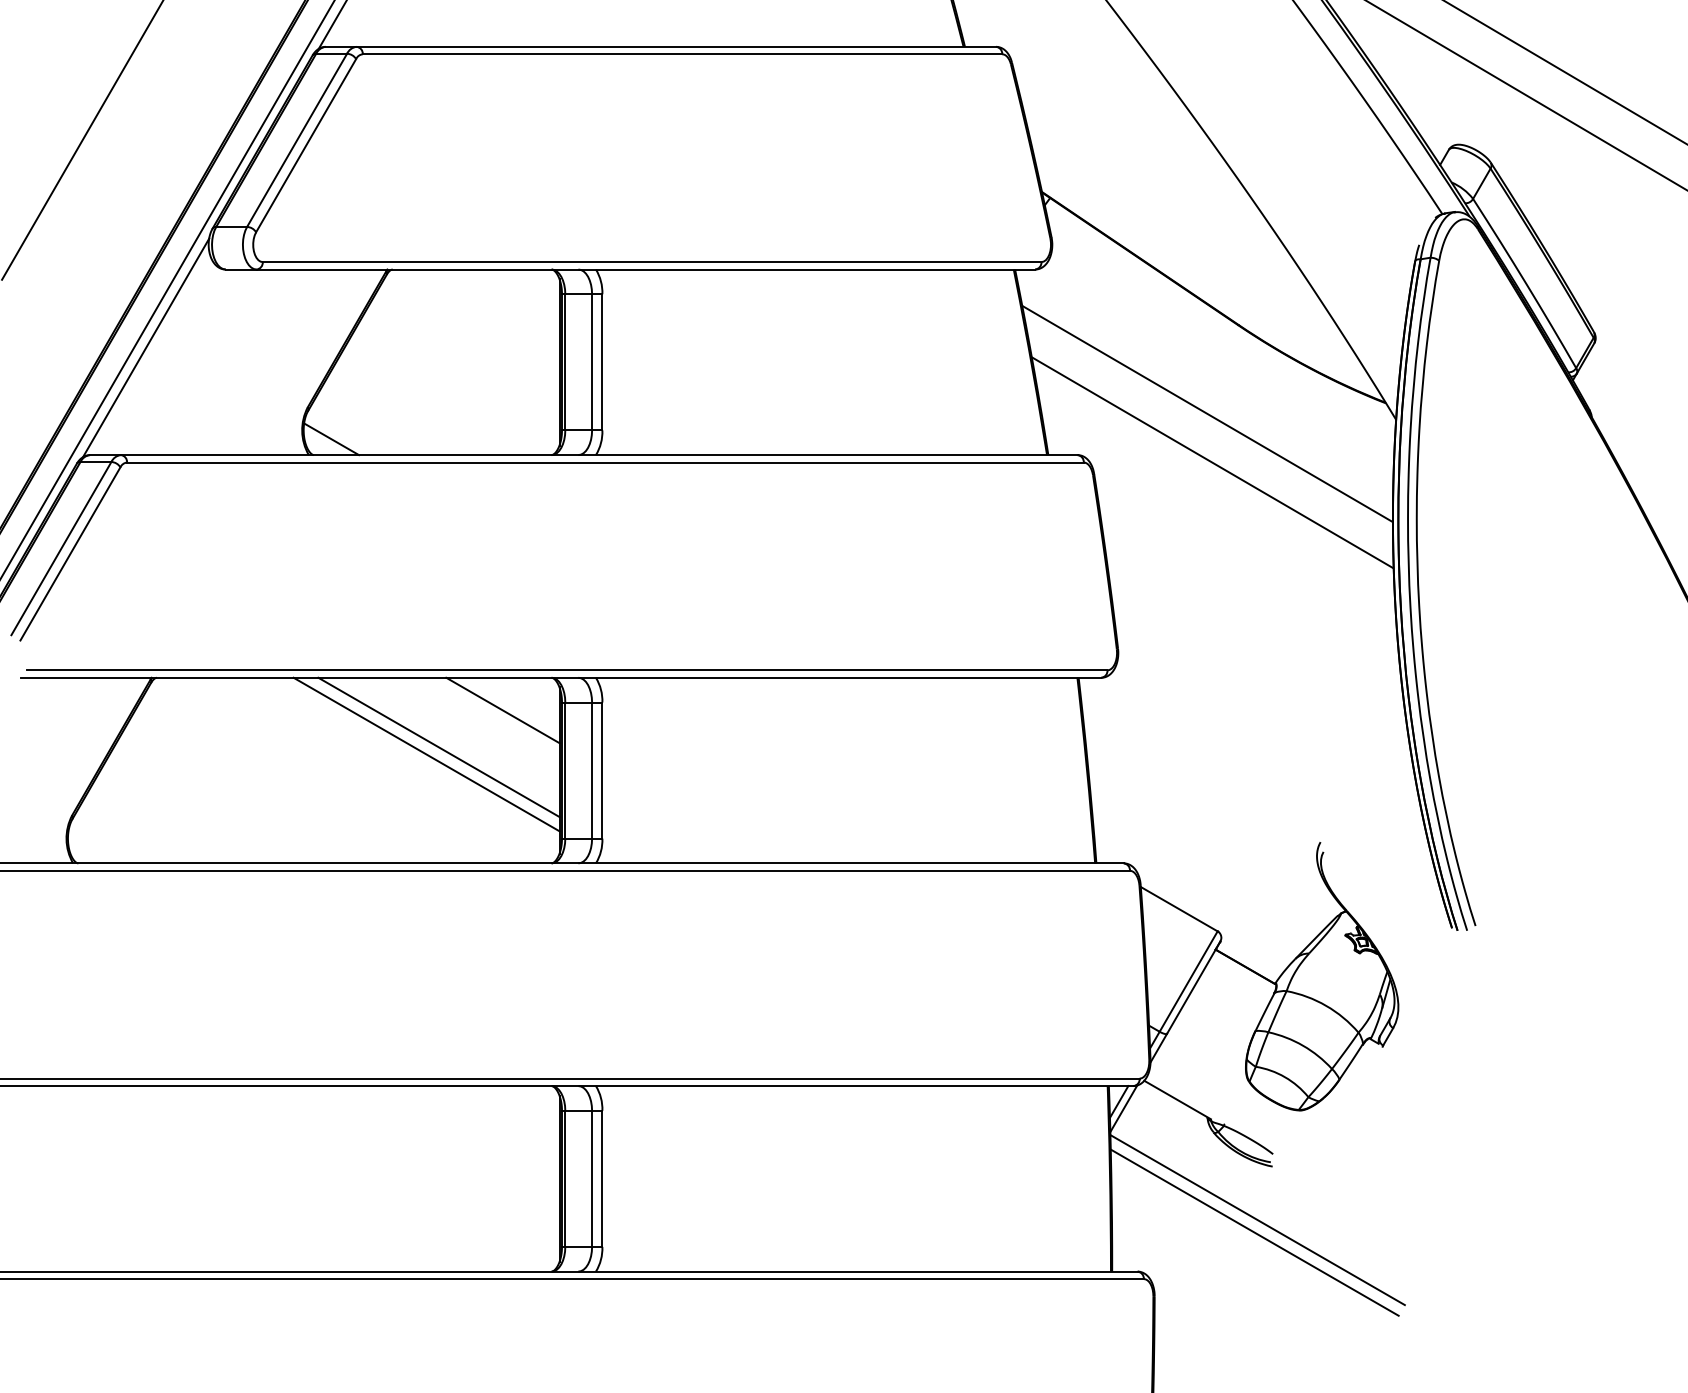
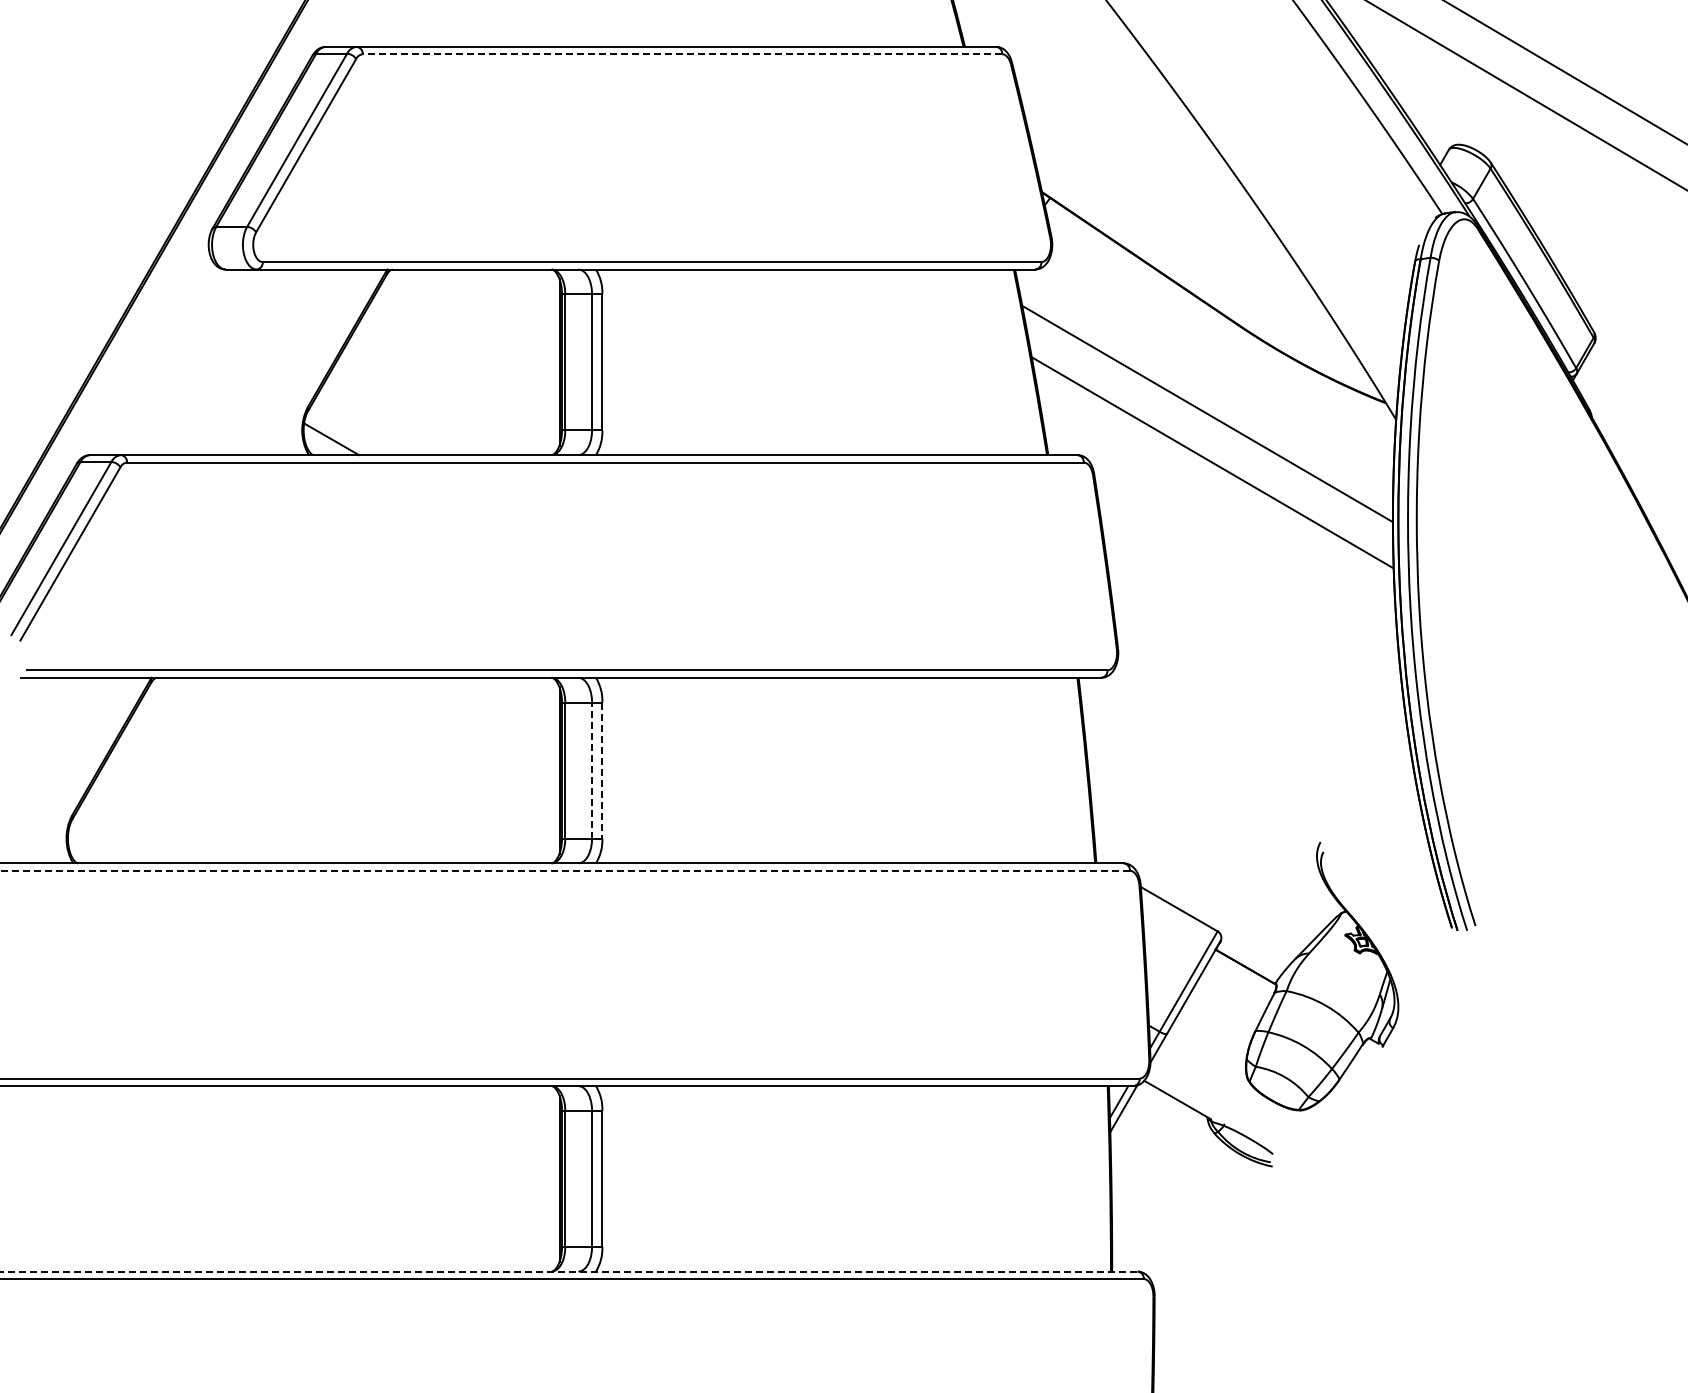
line: present -> none (331, 25)
line: solid -> dashed (682, 54)
line: present -> none (82, 140)
line: present -> none (167, 289)
line: present -> none (146, 347)
line: present -> none (502, 710)
line: present -> none (438, 747)
line: present -> none (426, 754)
line: solid -> dashed (592, 770)
line: solid -> dashed (602, 771)
line: solid -> dashed (565, 870)
line: present -> none (1257, 1220)
line: present -> none (1254, 1232)
line: solid -> dashed (568, 1271)
